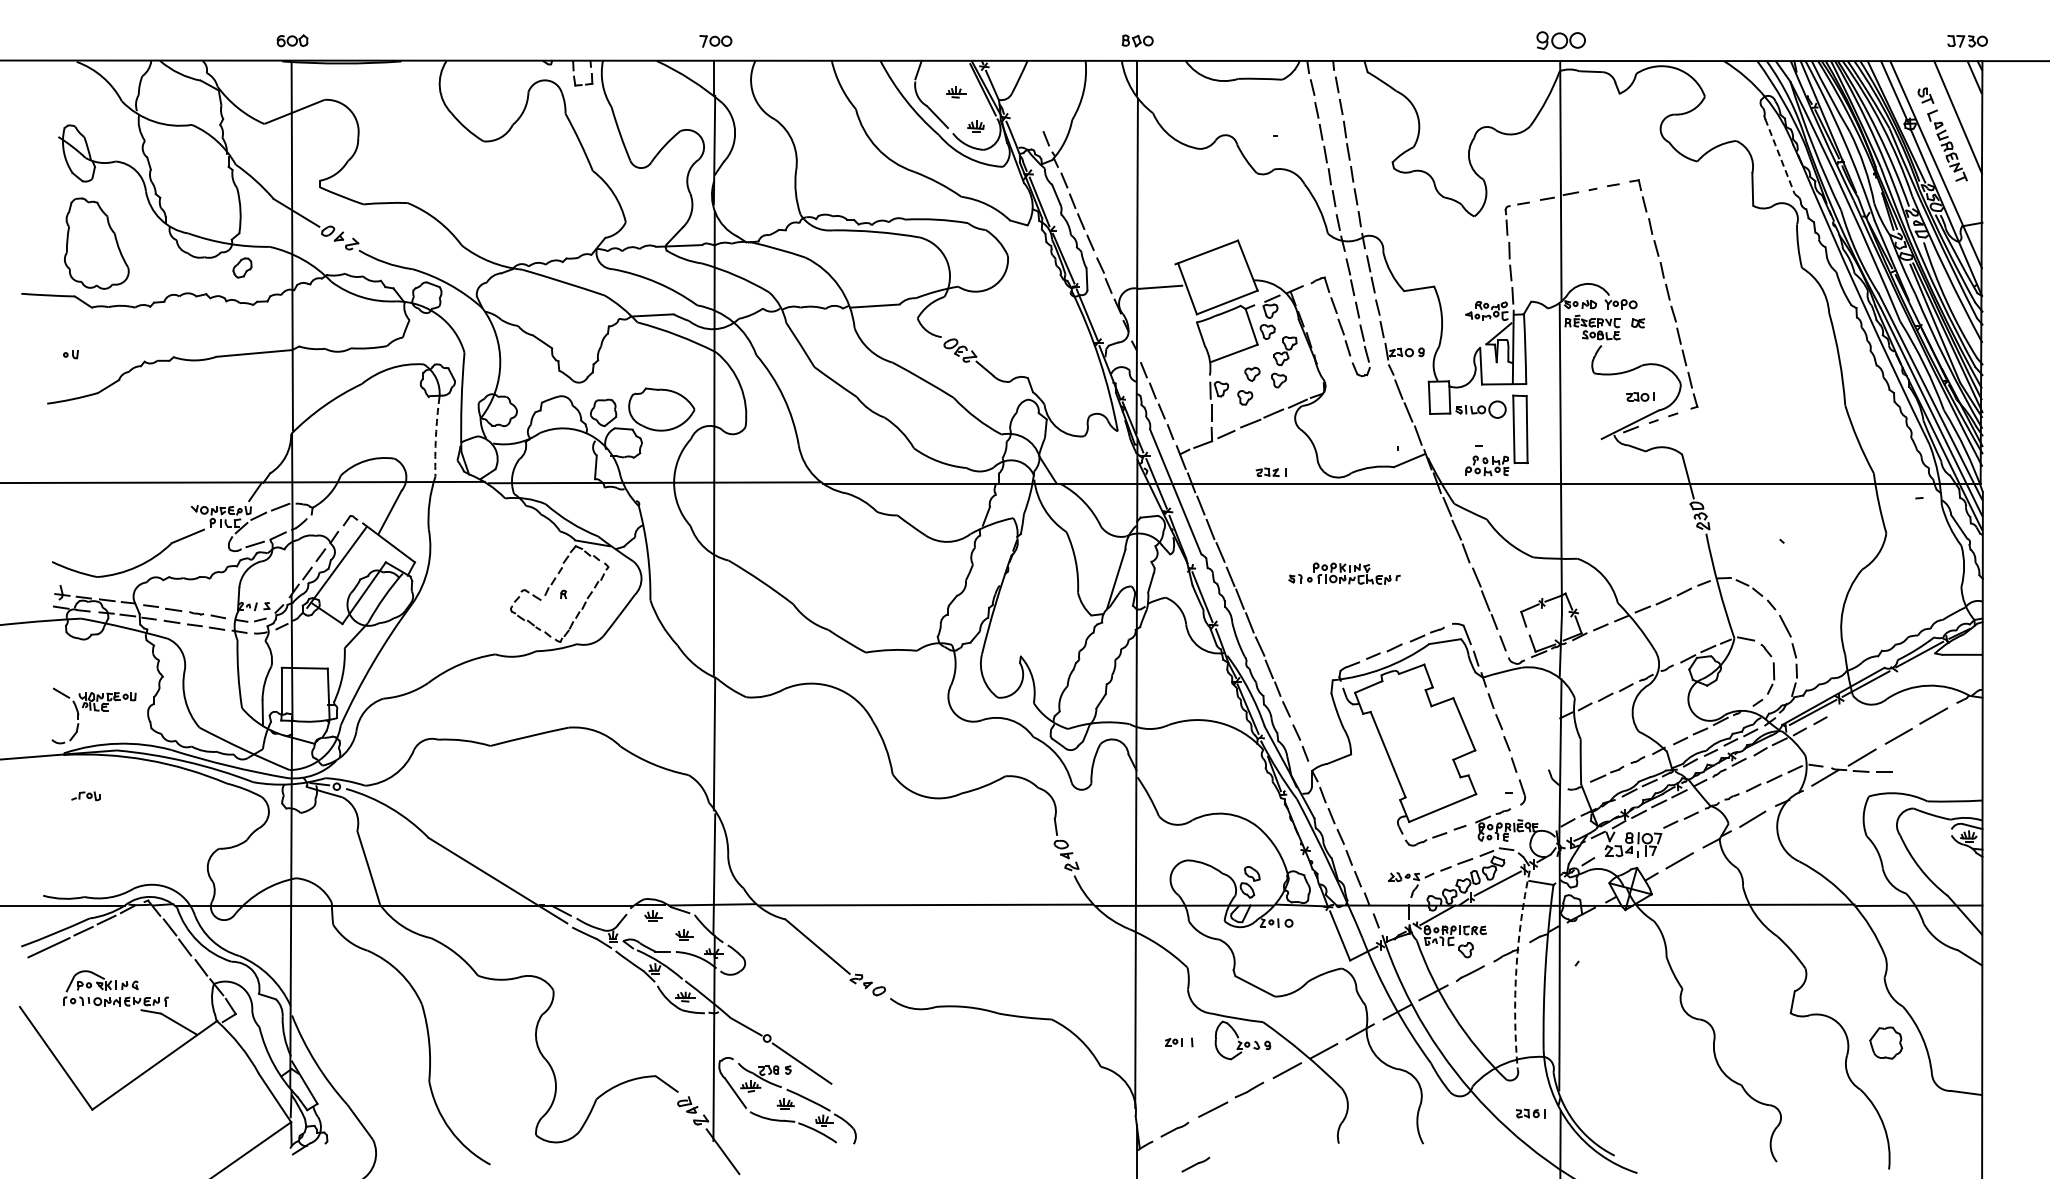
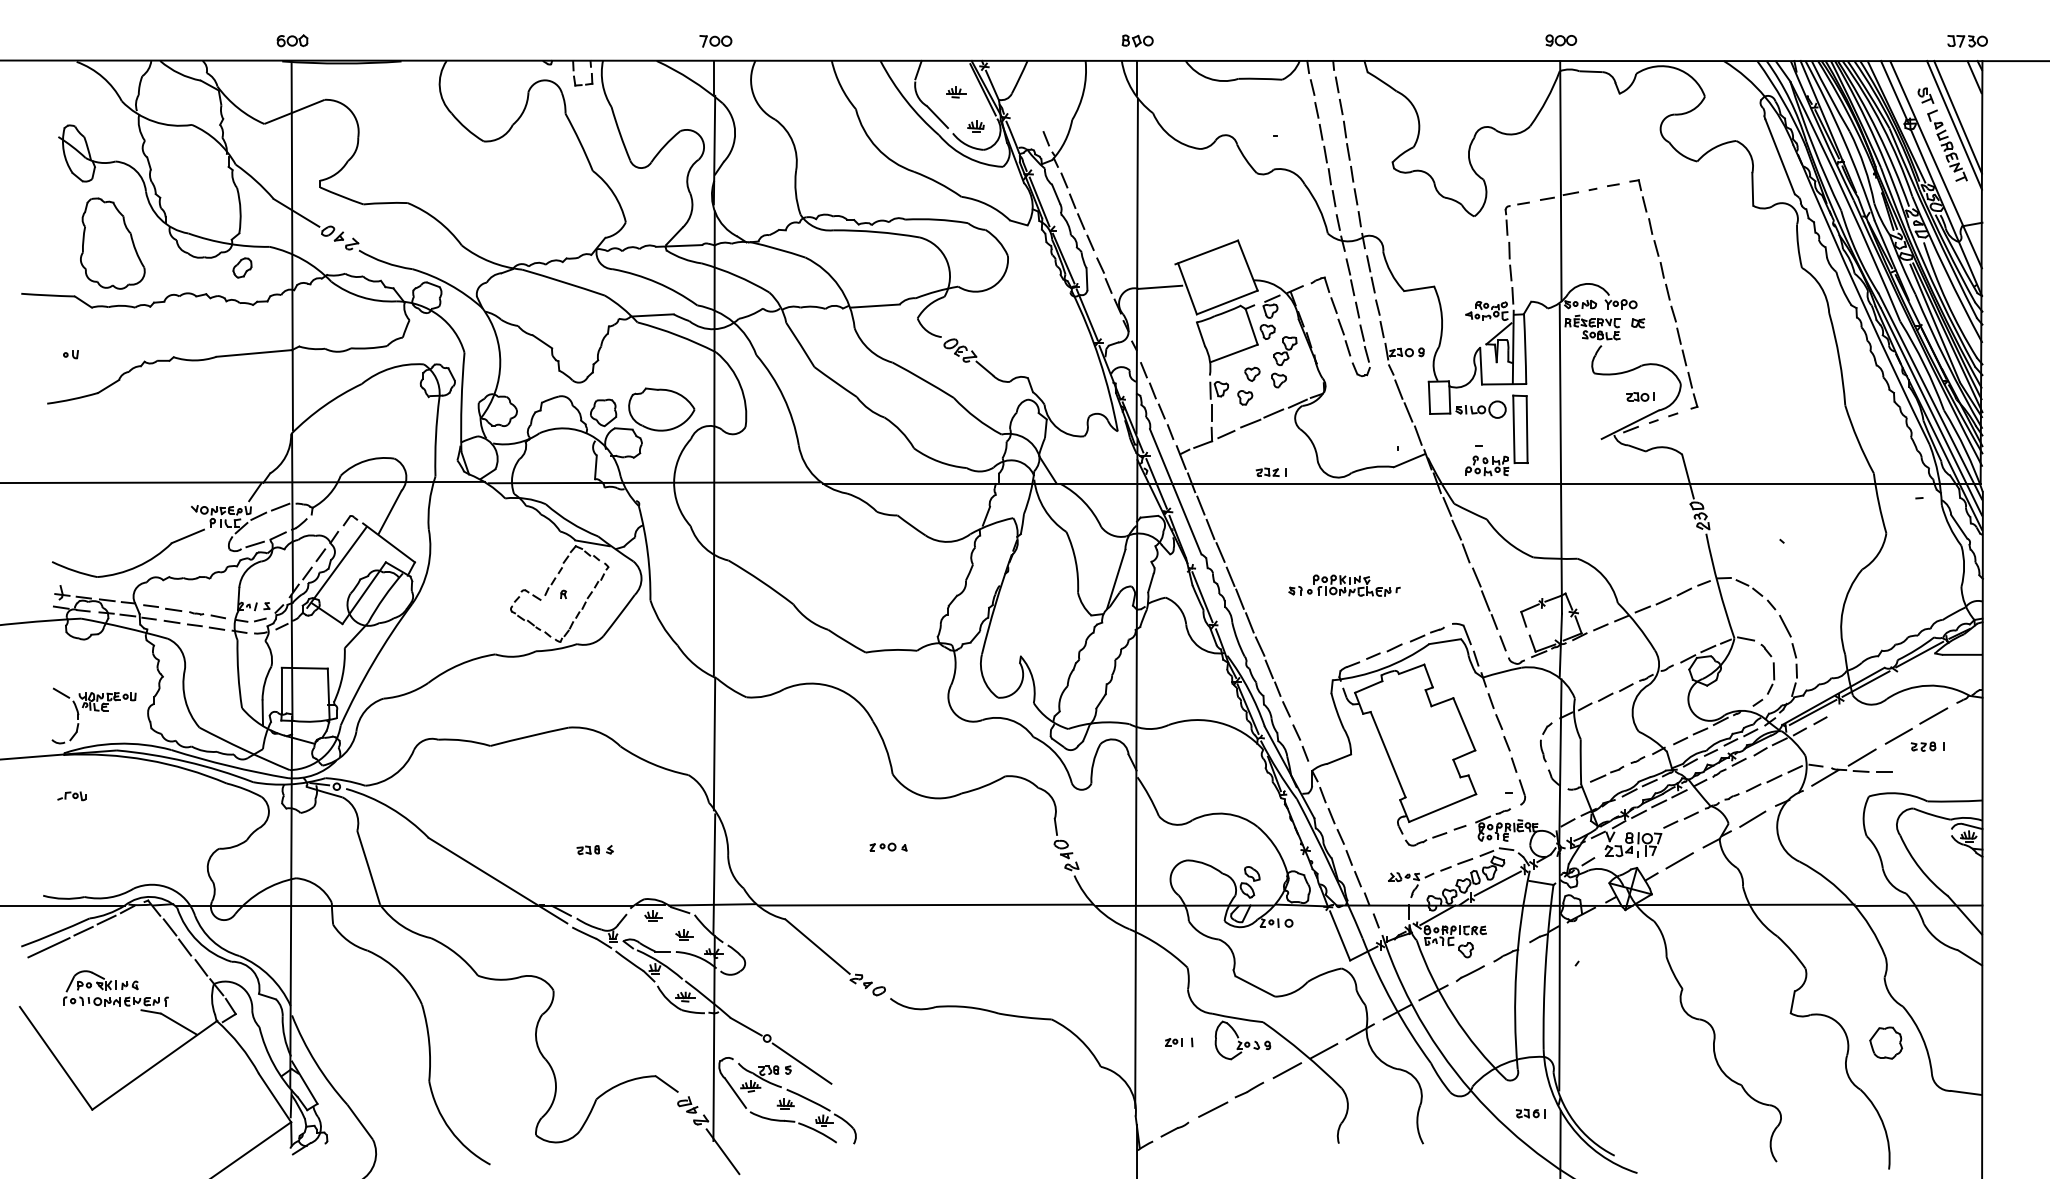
part size: 50x19 px -> 33x13 px (1561, 40)
line: none -> present (1954, 124)
line: dashed -> solid (1780, 157)
part position: (96, 243) -> (112, 243) (112, 243)
arc: dashed -> solid (435, 436)
part position: (1344, 573) -> (1344, 585) (1344, 585)
part: none -> present (1545, 742)
part: none -> present (1927, 746)
part position: (85, 796) -> (71, 796) (71, 796)
part: none -> present (888, 846)
part: none -> present (594, 850)
arc: dashed -> solid (1516, 969)
line: present -> none (1195, 1164)
